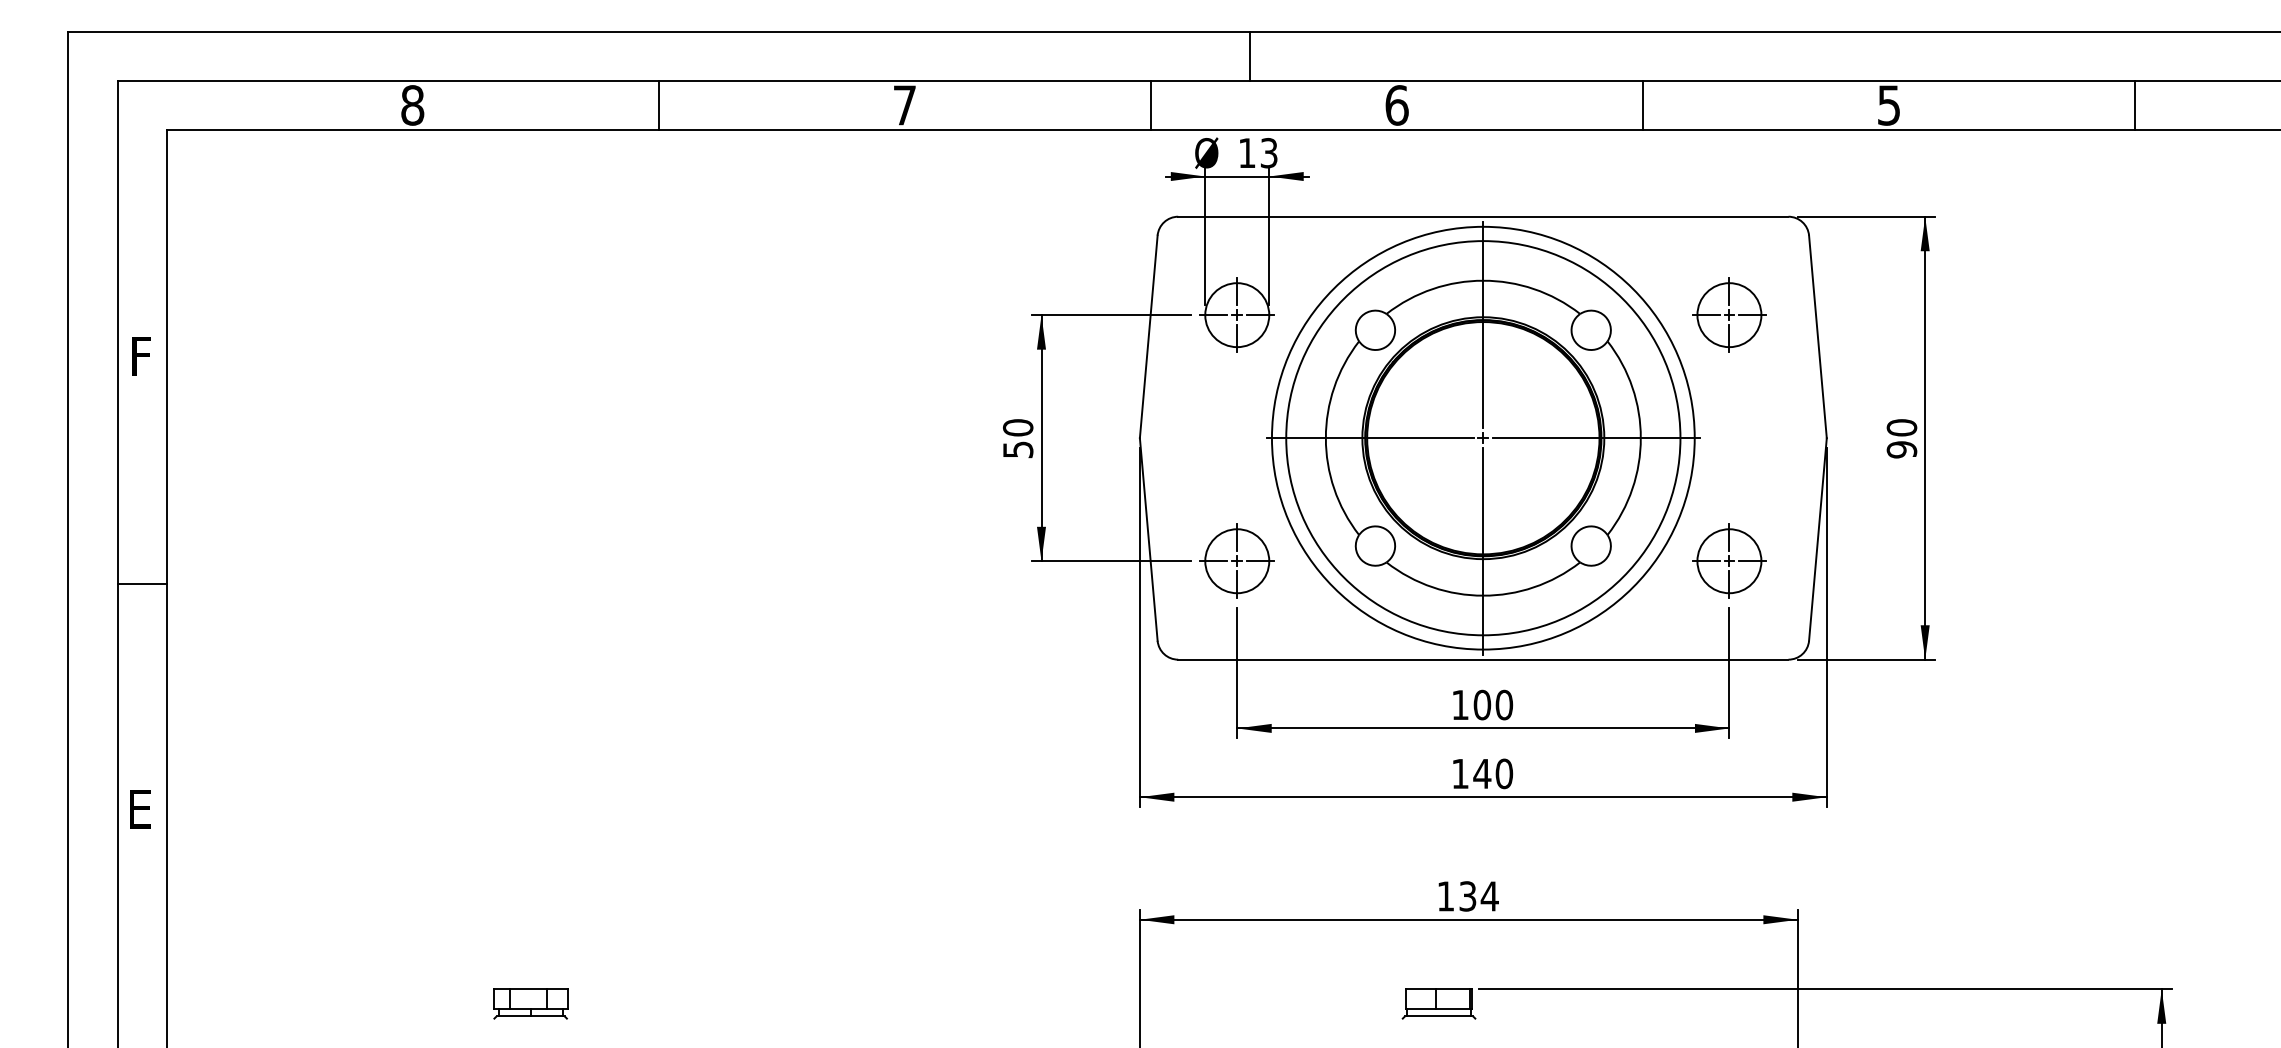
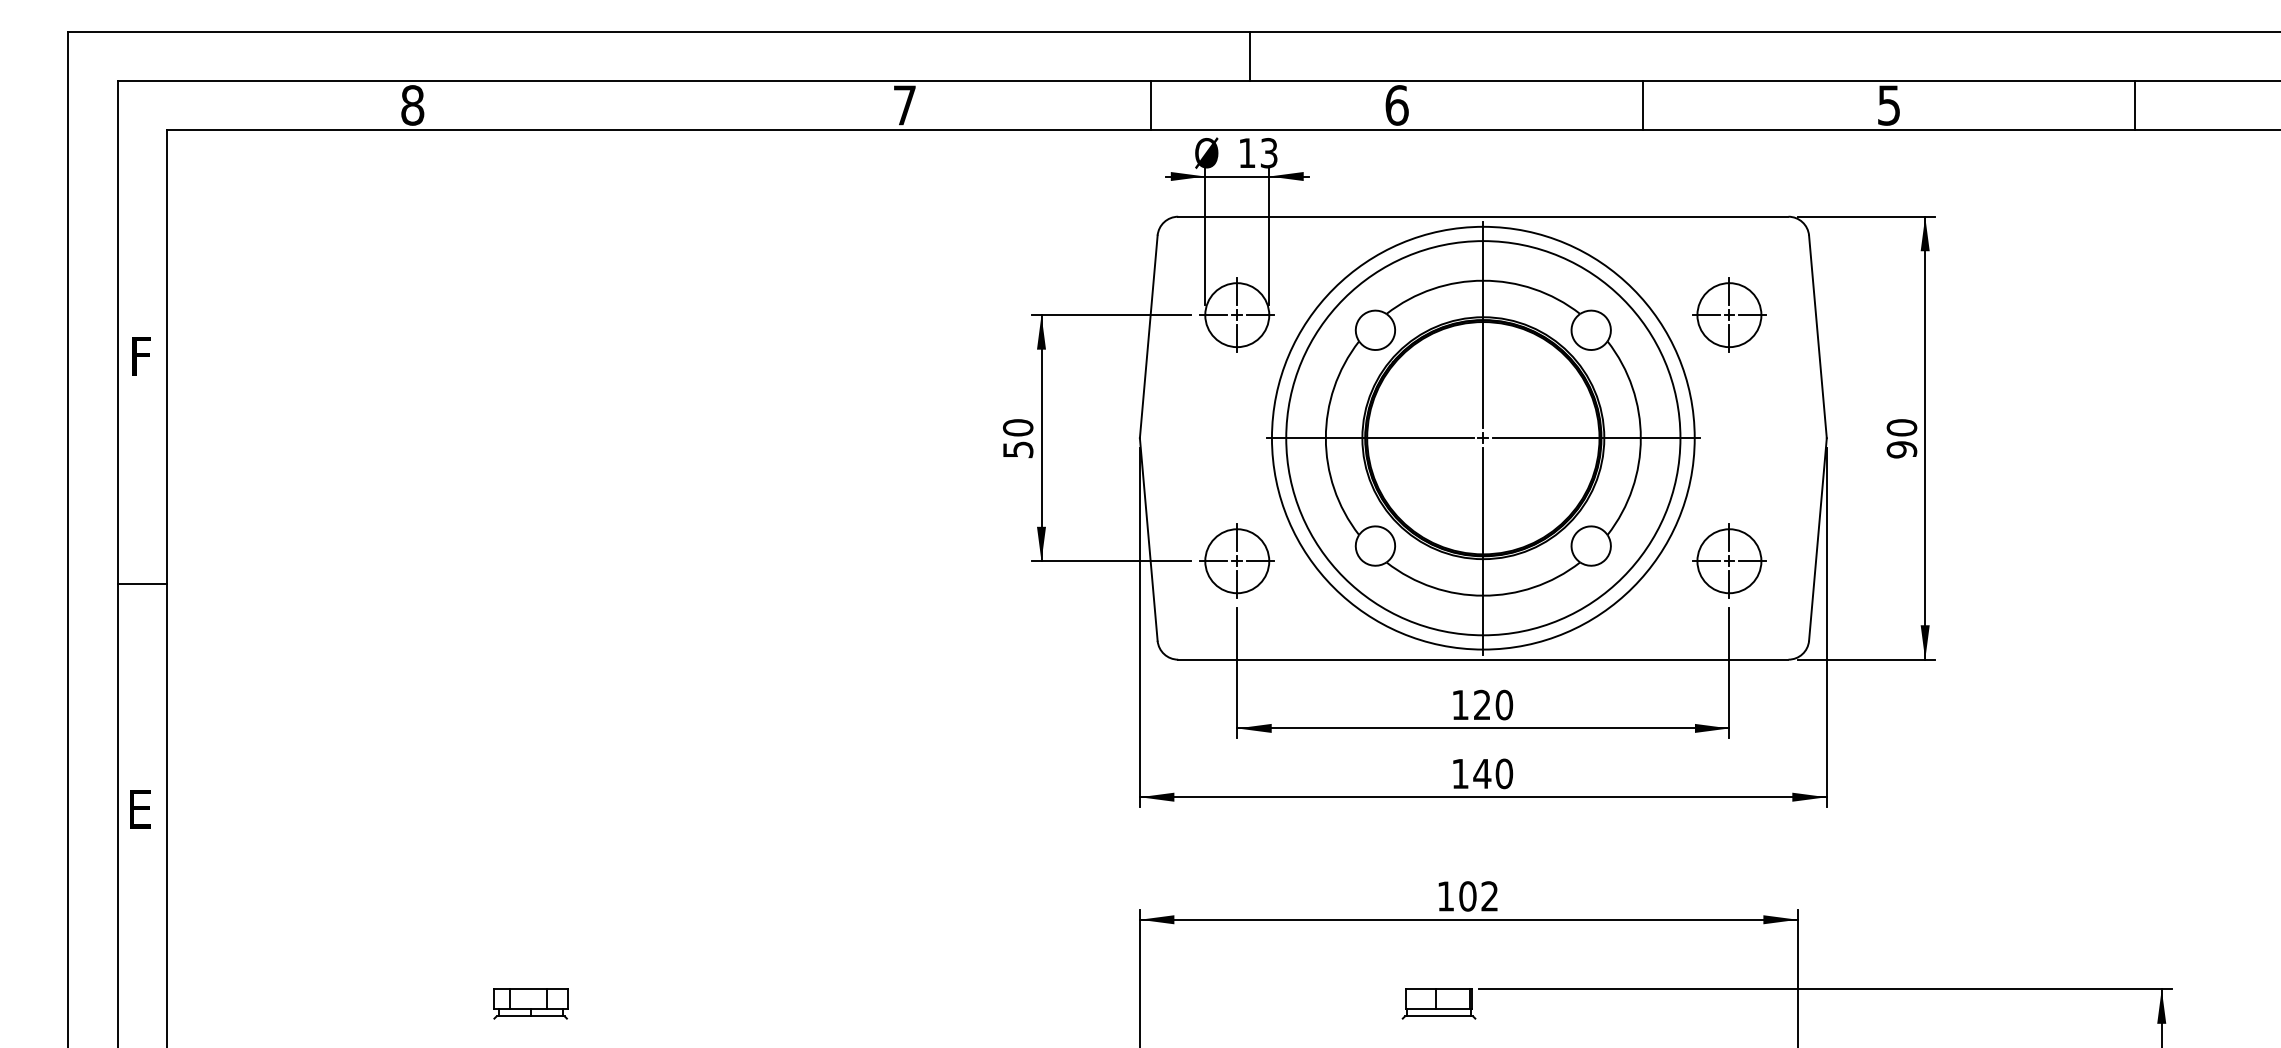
line: present -> none (659, 104)
text: 100 -> 120 (1482, 704)
text: 134 -> 102 (1478, 896)
